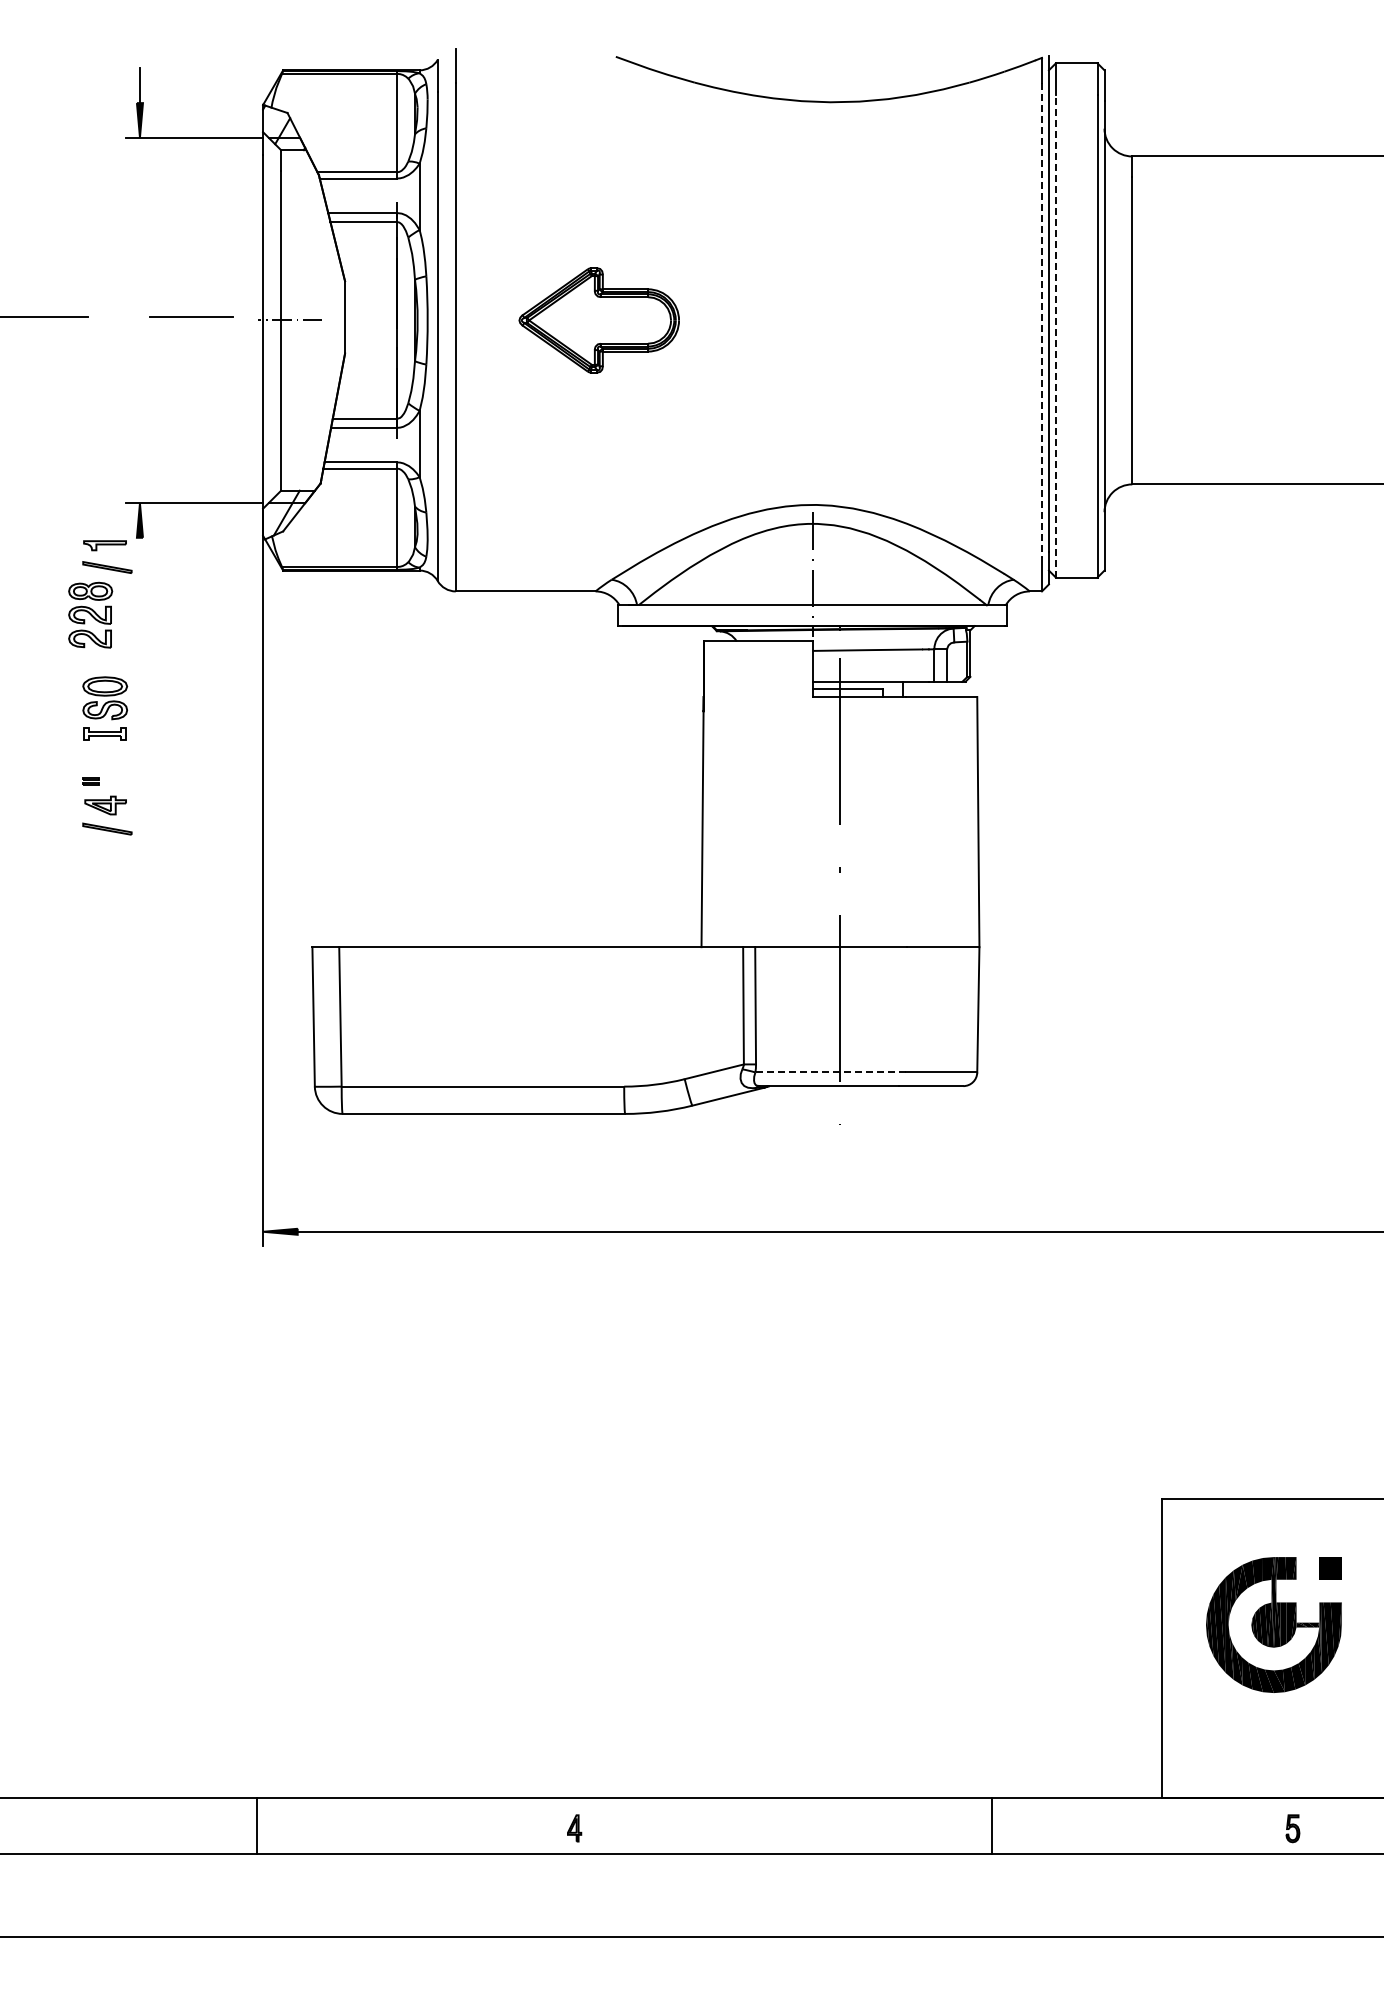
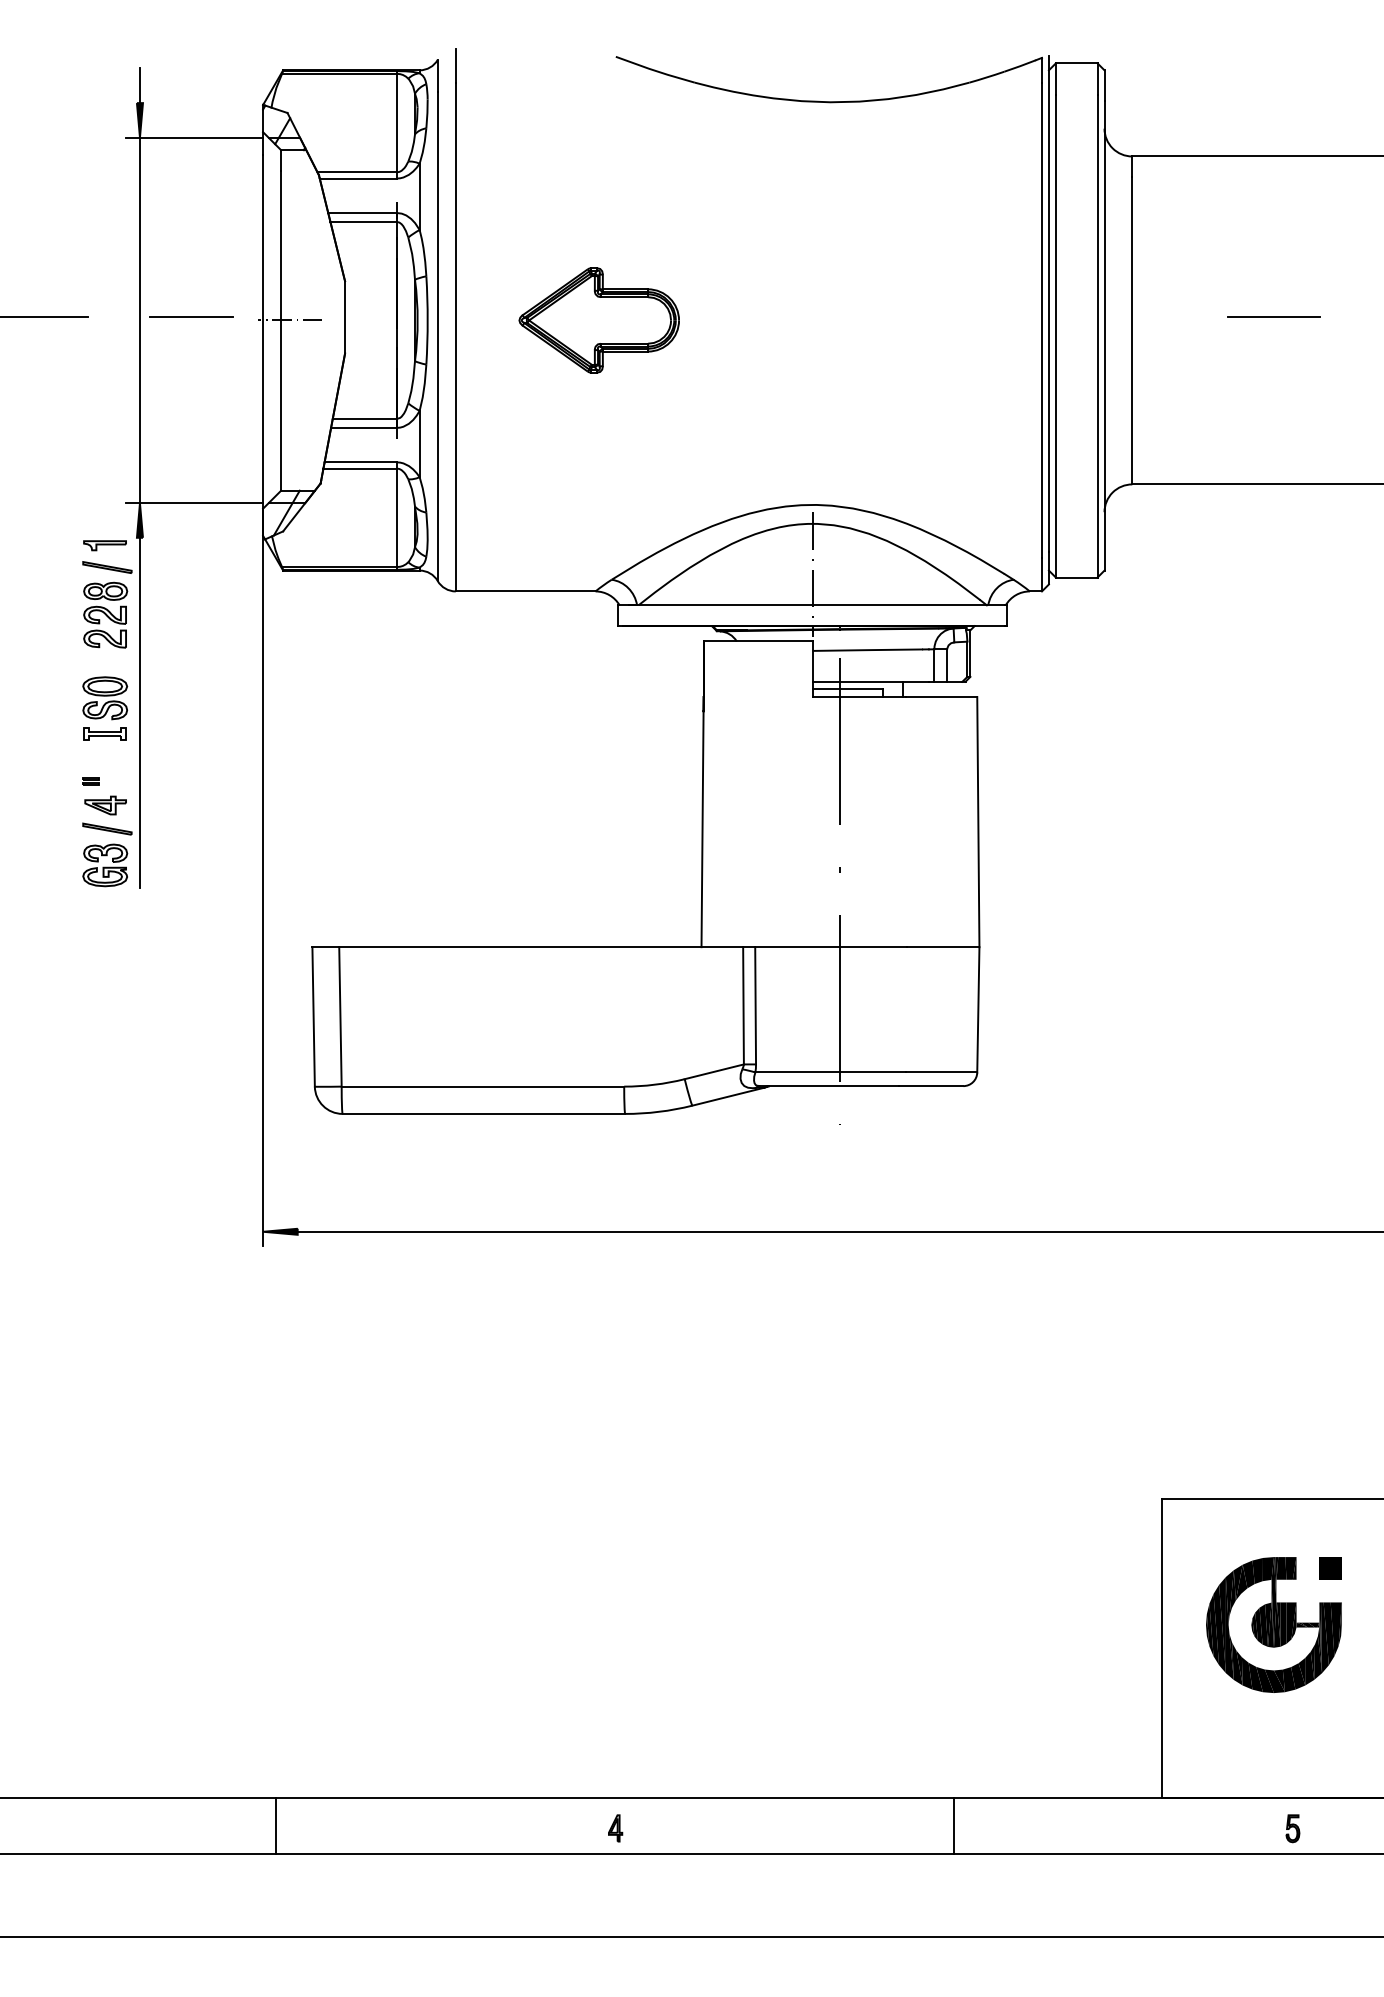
line: none -> present (1273, 316)
line: none -> present (139, 320)
line: dashed -> solid (1041, 320)
line: dashed -> solid (1055, 335)
part position: (90, 614) -> (105, 614) (105, 614)
line: none -> present (139, 712)
part: none -> present (105, 865)
line: dashed -> solid (830, 1072)
line position: (257, 1825) -> (276, 1825) (276, 1825)
line position: (991, 1825) -> (953, 1825) (953, 1825)
part position: (574, 1828) -> (615, 1828) (615, 1828)
